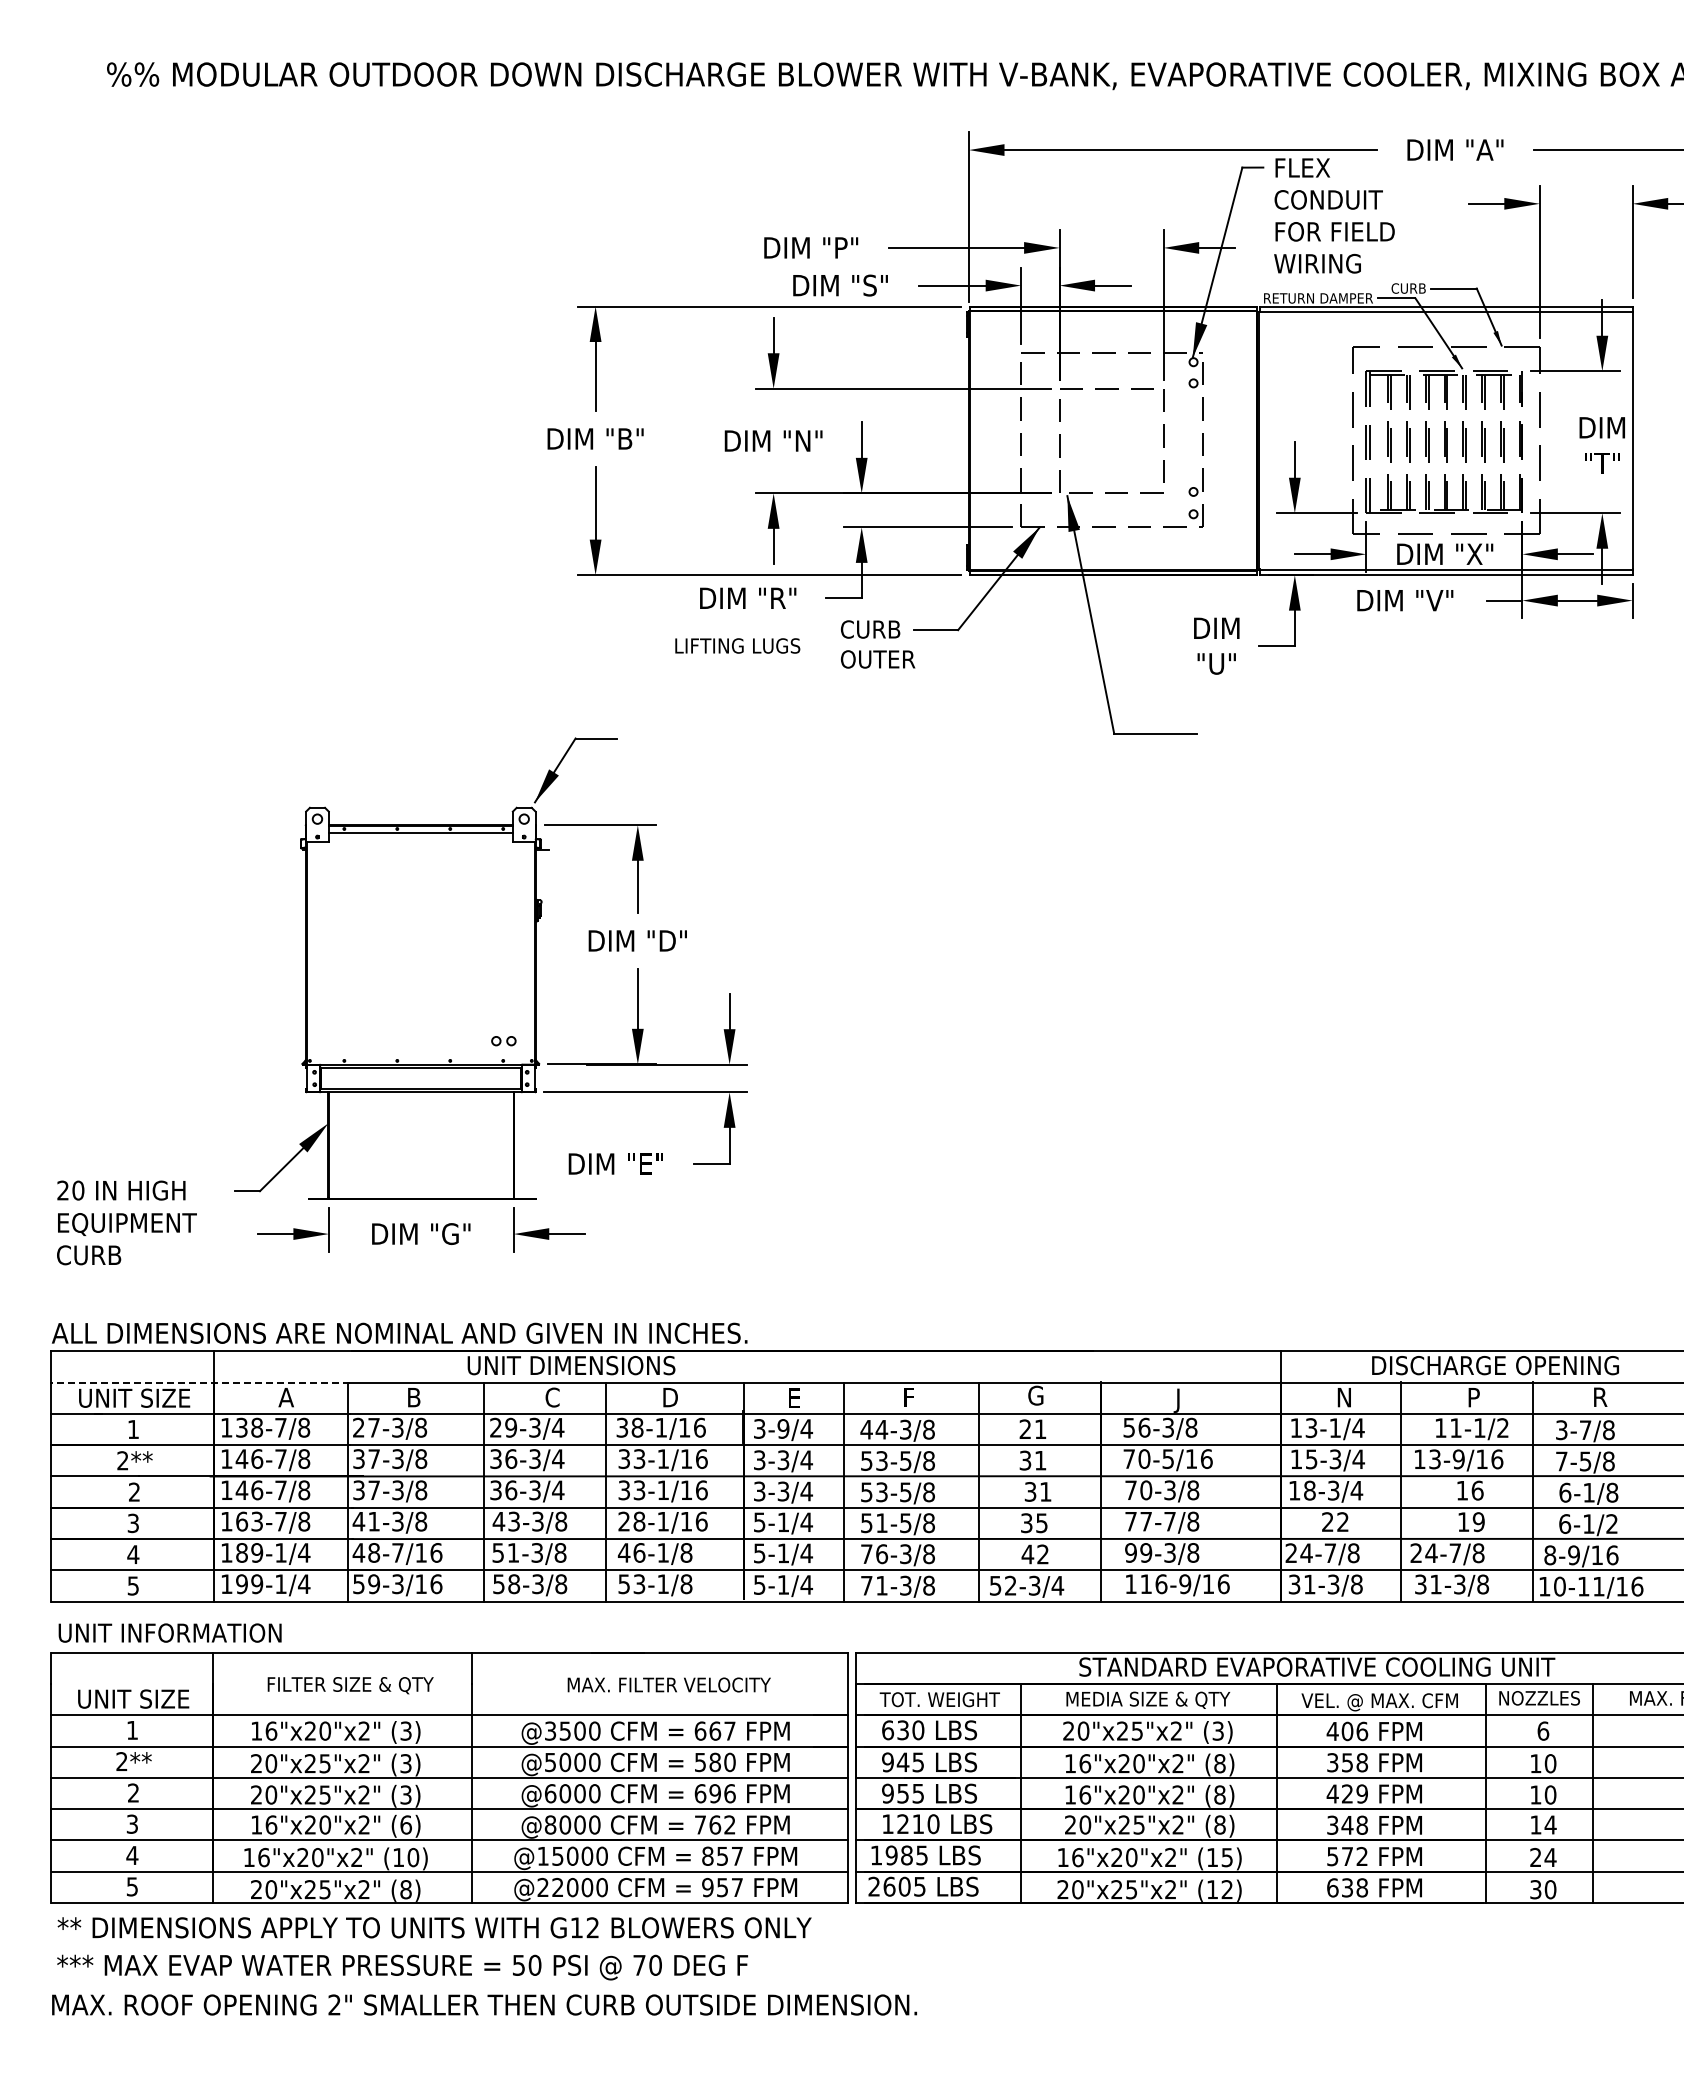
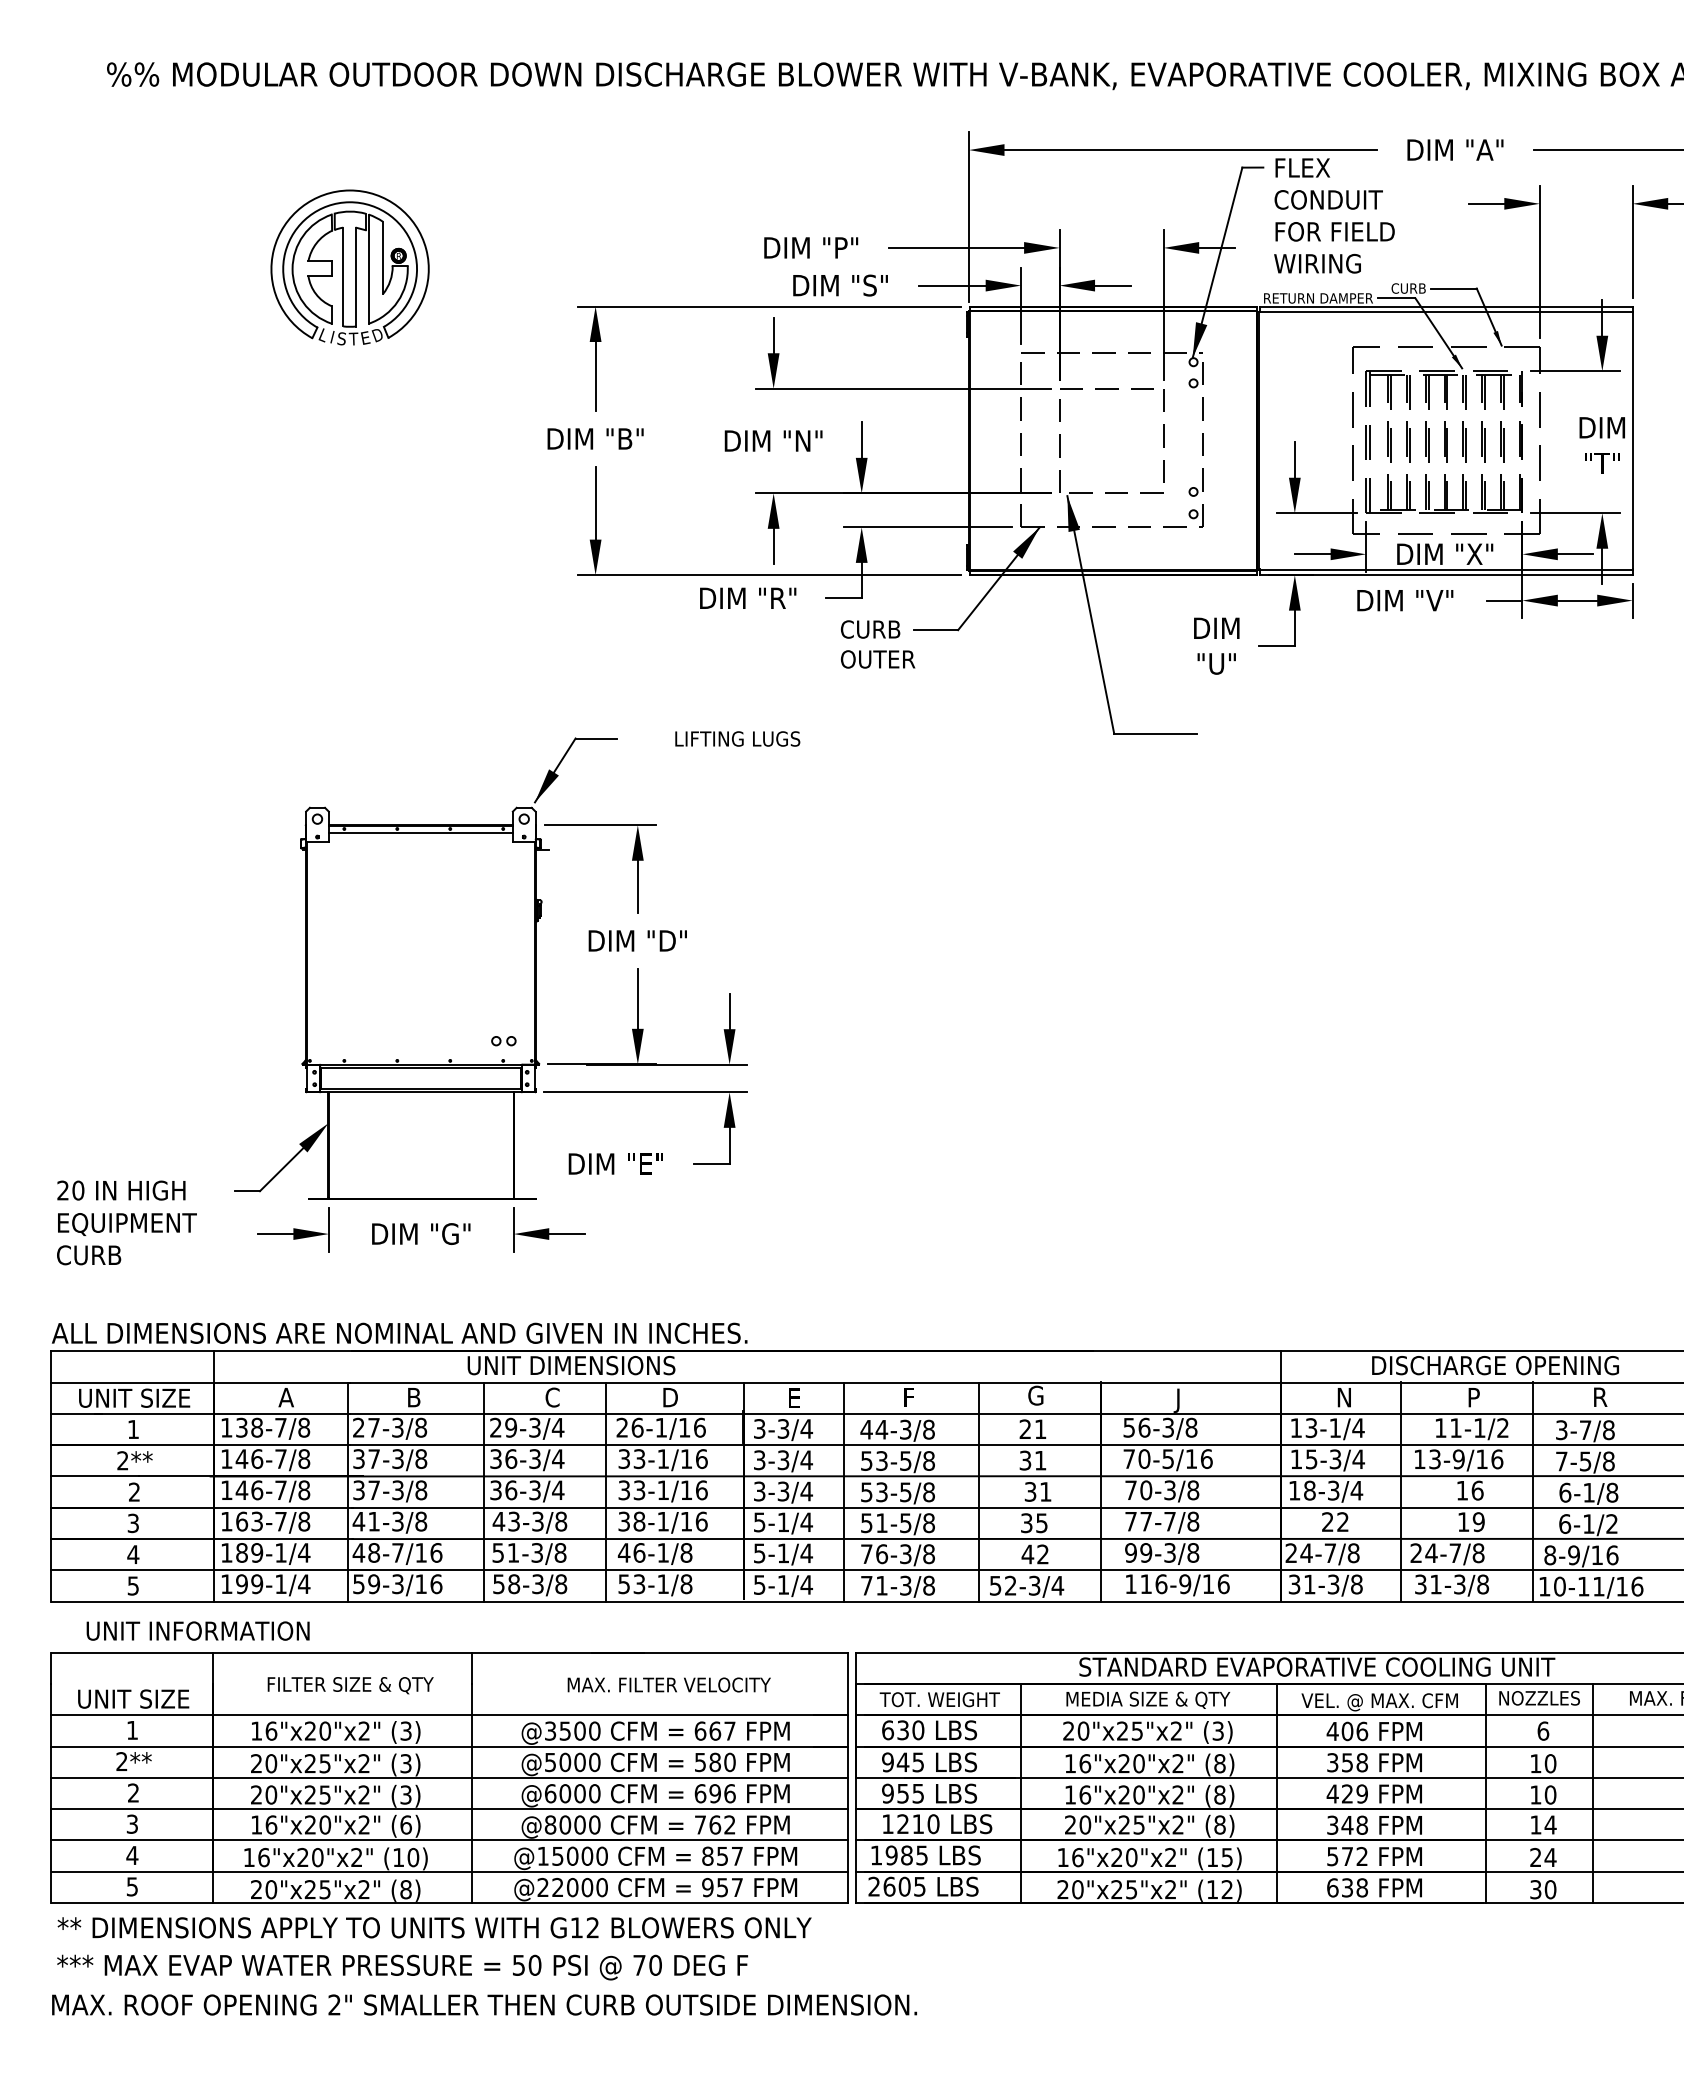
part: none -> present (349, 267)
text position: (737, 645) -> (737, 738) (737, 738)
line: dashed -> solid (199, 1382)
text: 38-1/16 -> 26-1/16 (629, 1427)
text: 3-9/4 -> 3-3/4 (783, 1428)
text: 28-1/16 -> 38-1/16 (623, 1521)
text position: (169, 1632) -> (197, 1630) (197, 1630)
